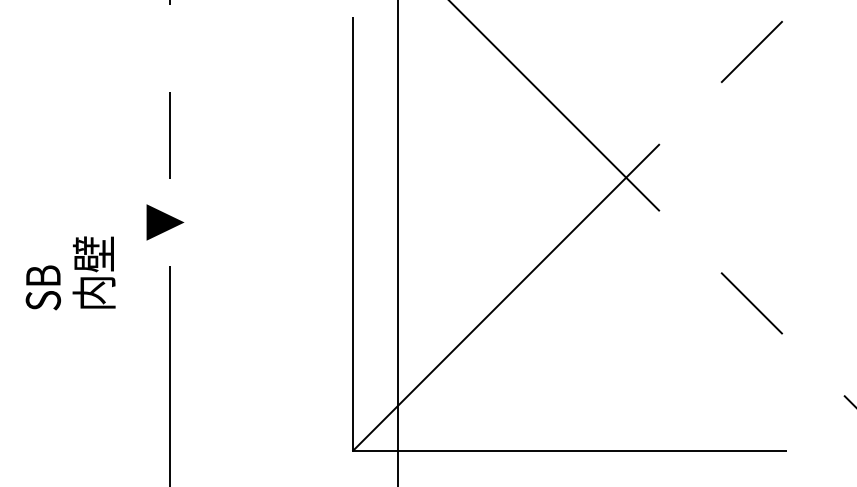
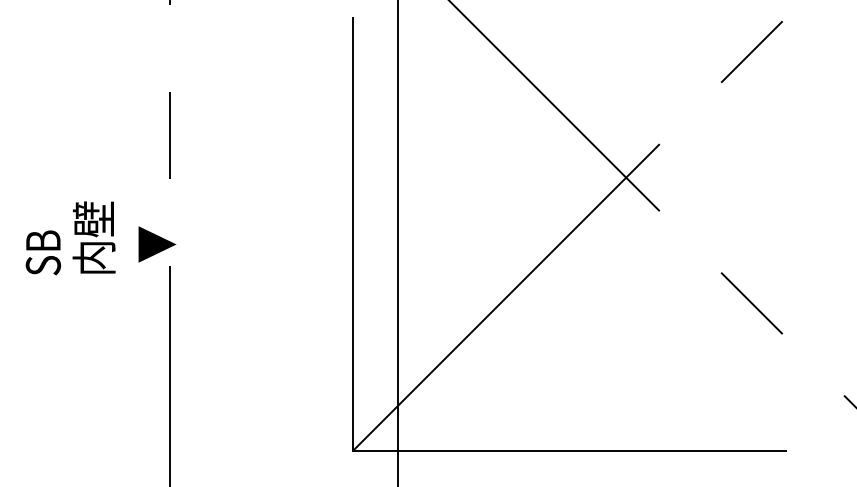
text position: (165, 222) -> (157, 244) (157, 244)
text position: (70, 273) -> (70, 238) (70, 238)
